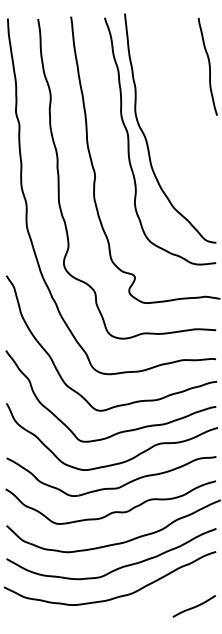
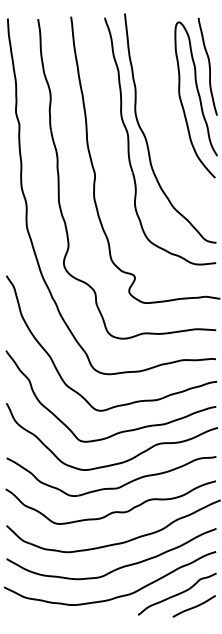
part: none -> present (195, 99)
curve: none -> present (177, 593)
